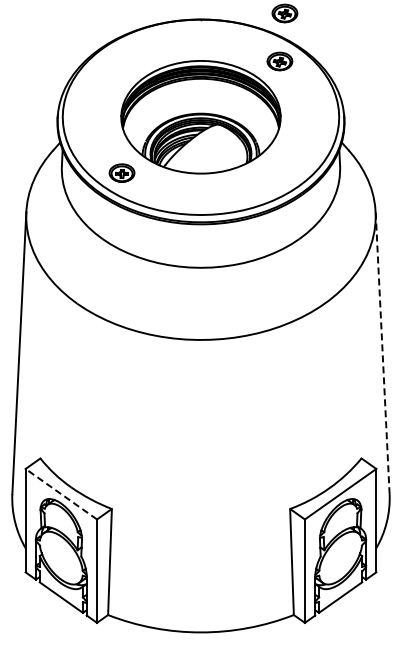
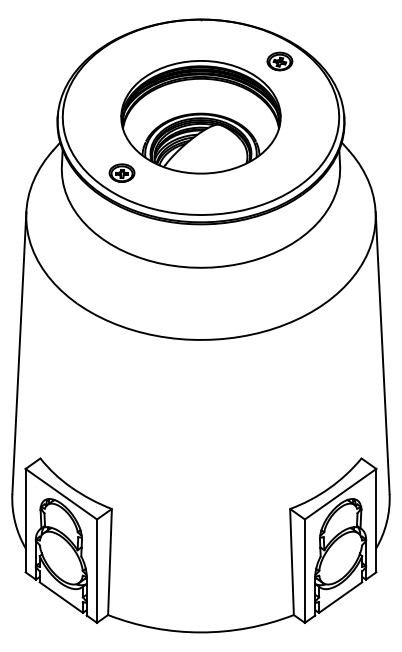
part: present -> none (284, 13)
line: dashed -> solid (382, 352)
line: dashed -> solid (61, 494)
